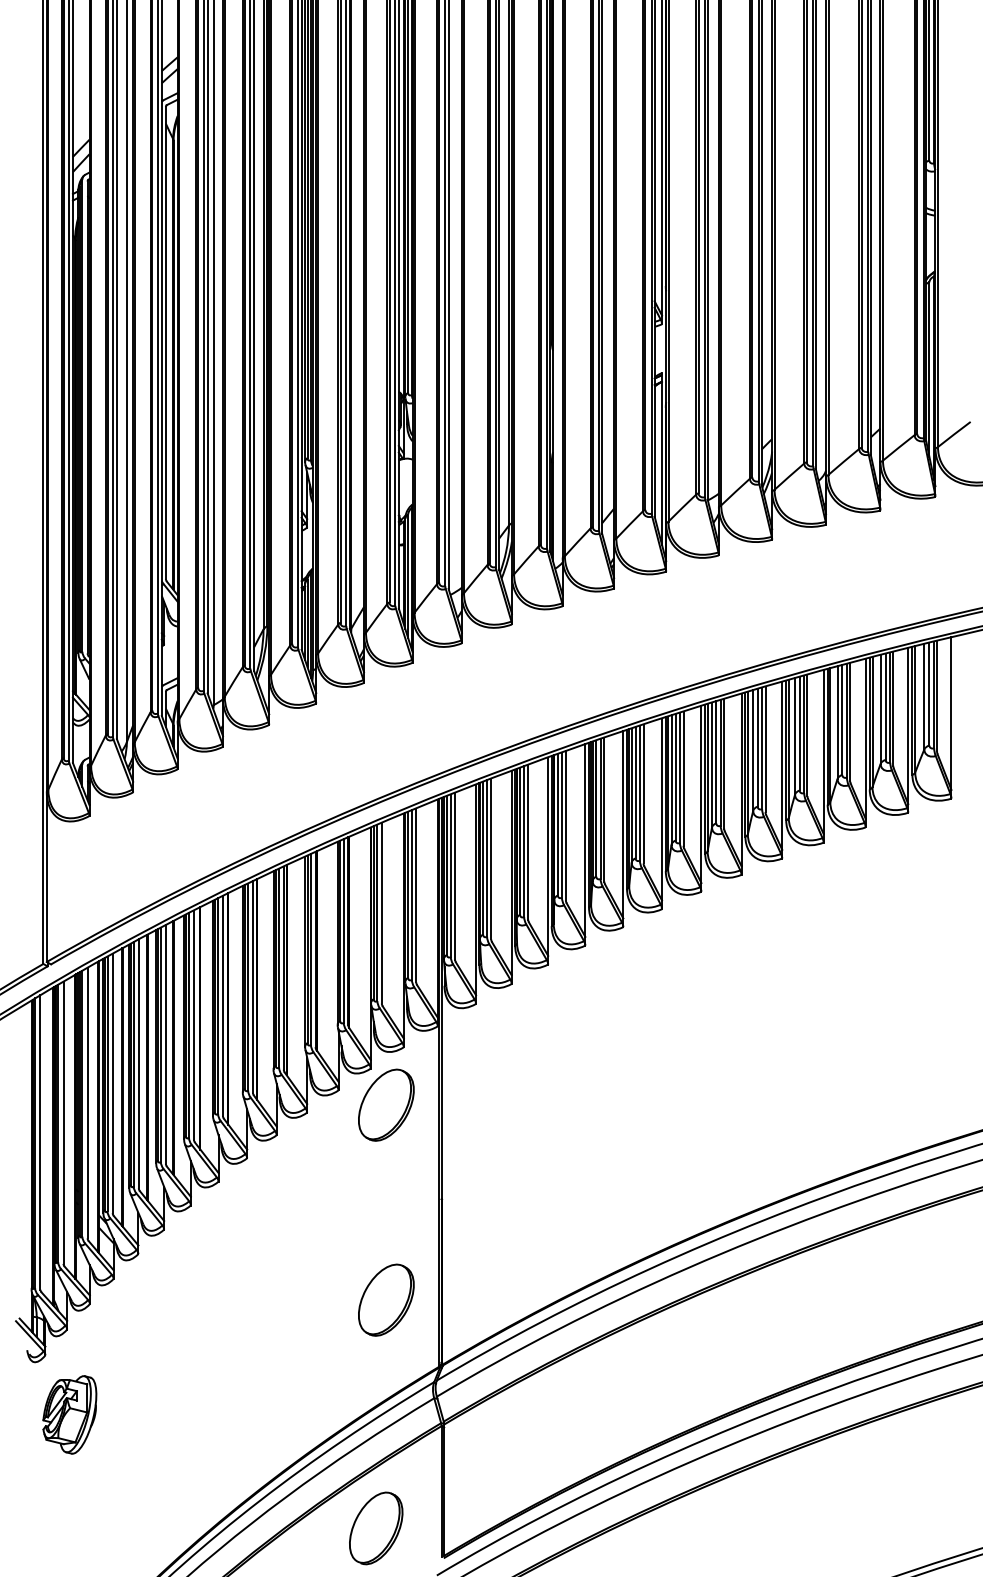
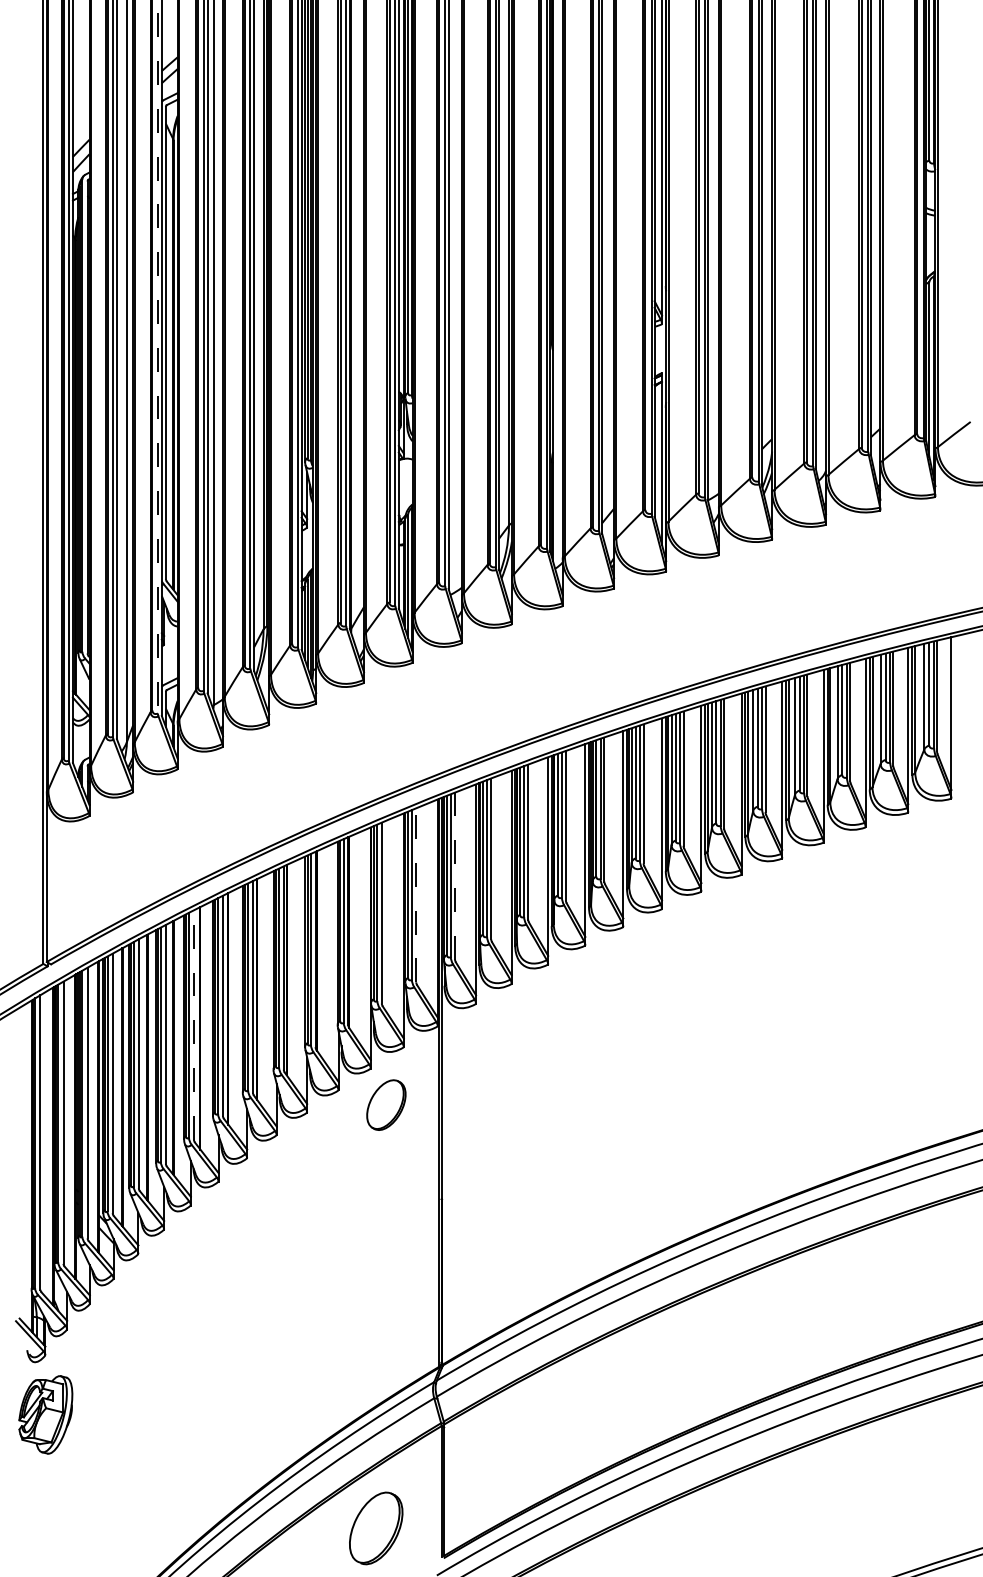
line: solid -> dashed (157, 357)
line: solid -> dashed (455, 875)
line: solid -> dashed (416, 895)
line: solid -> dashed (193, 1025)
part size: 57x74 px -> 41x52 px (386, 1104)
part: present -> none (386, 1299)
part position: (69, 1414) -> (45, 1414) (45, 1414)
